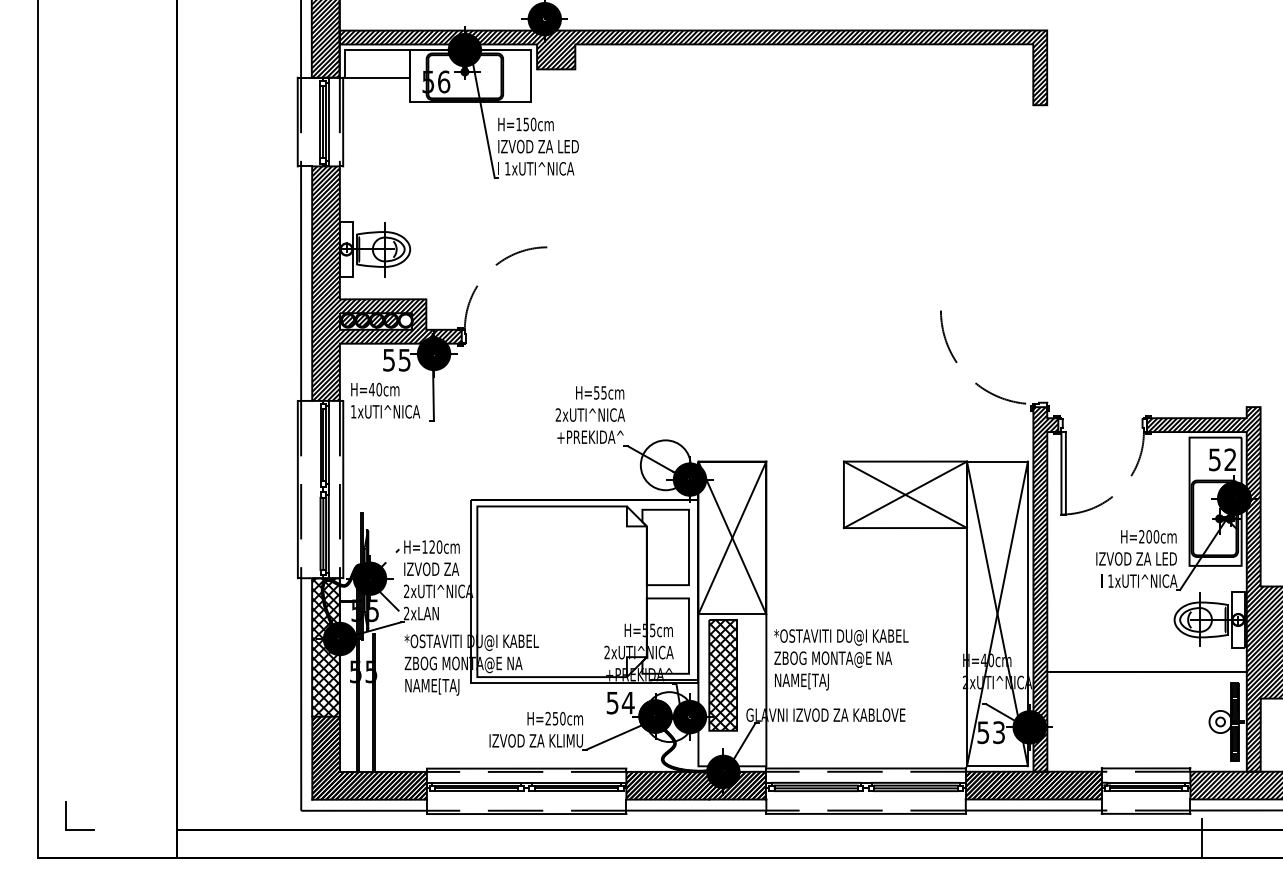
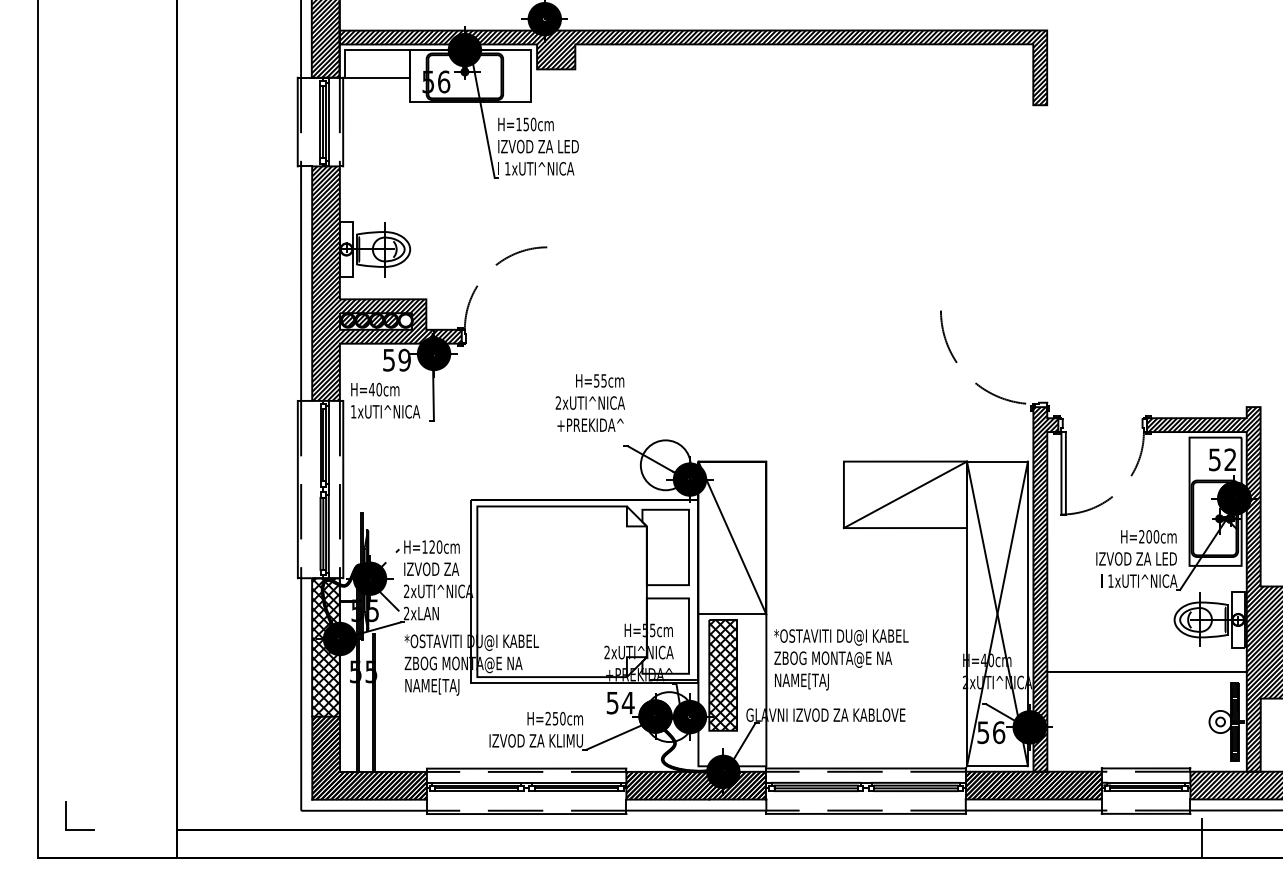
text: 55 -> 59 (404, 359)
text position: (589, 414) -> (589, 402) (589, 402)
line: present -> none (905, 494)
line: present -> none (732, 537)
text: 53 -> 56 (999, 732)
